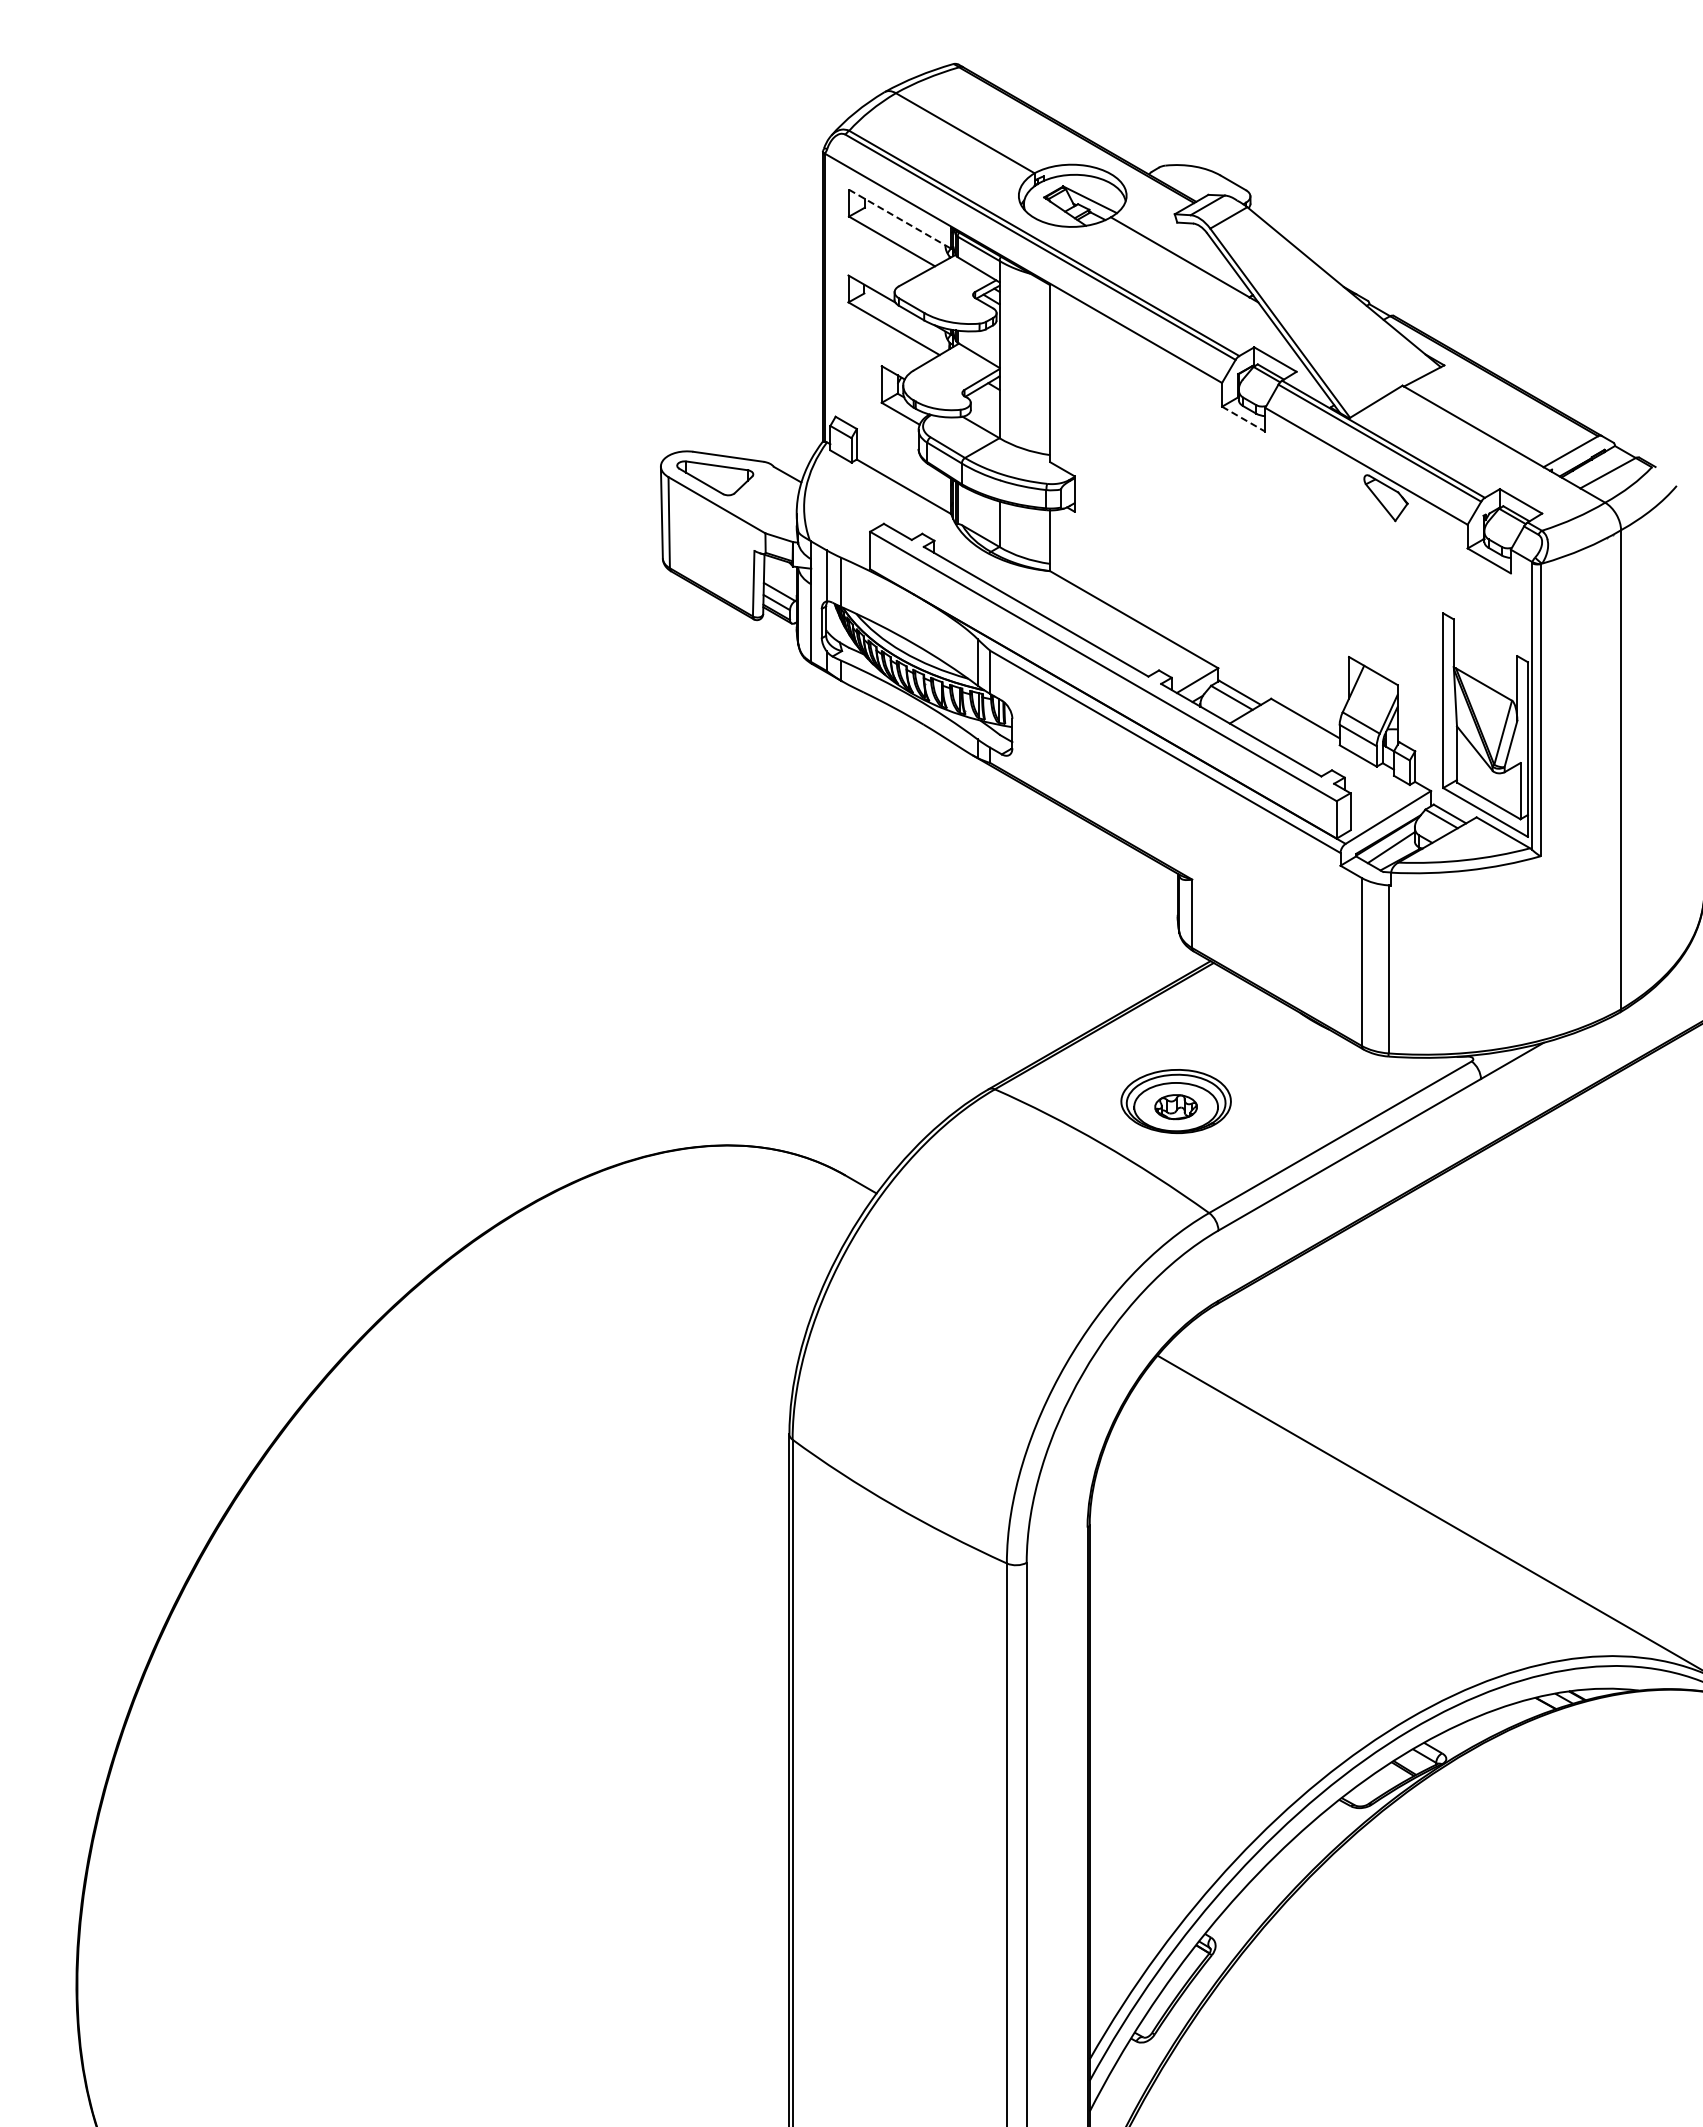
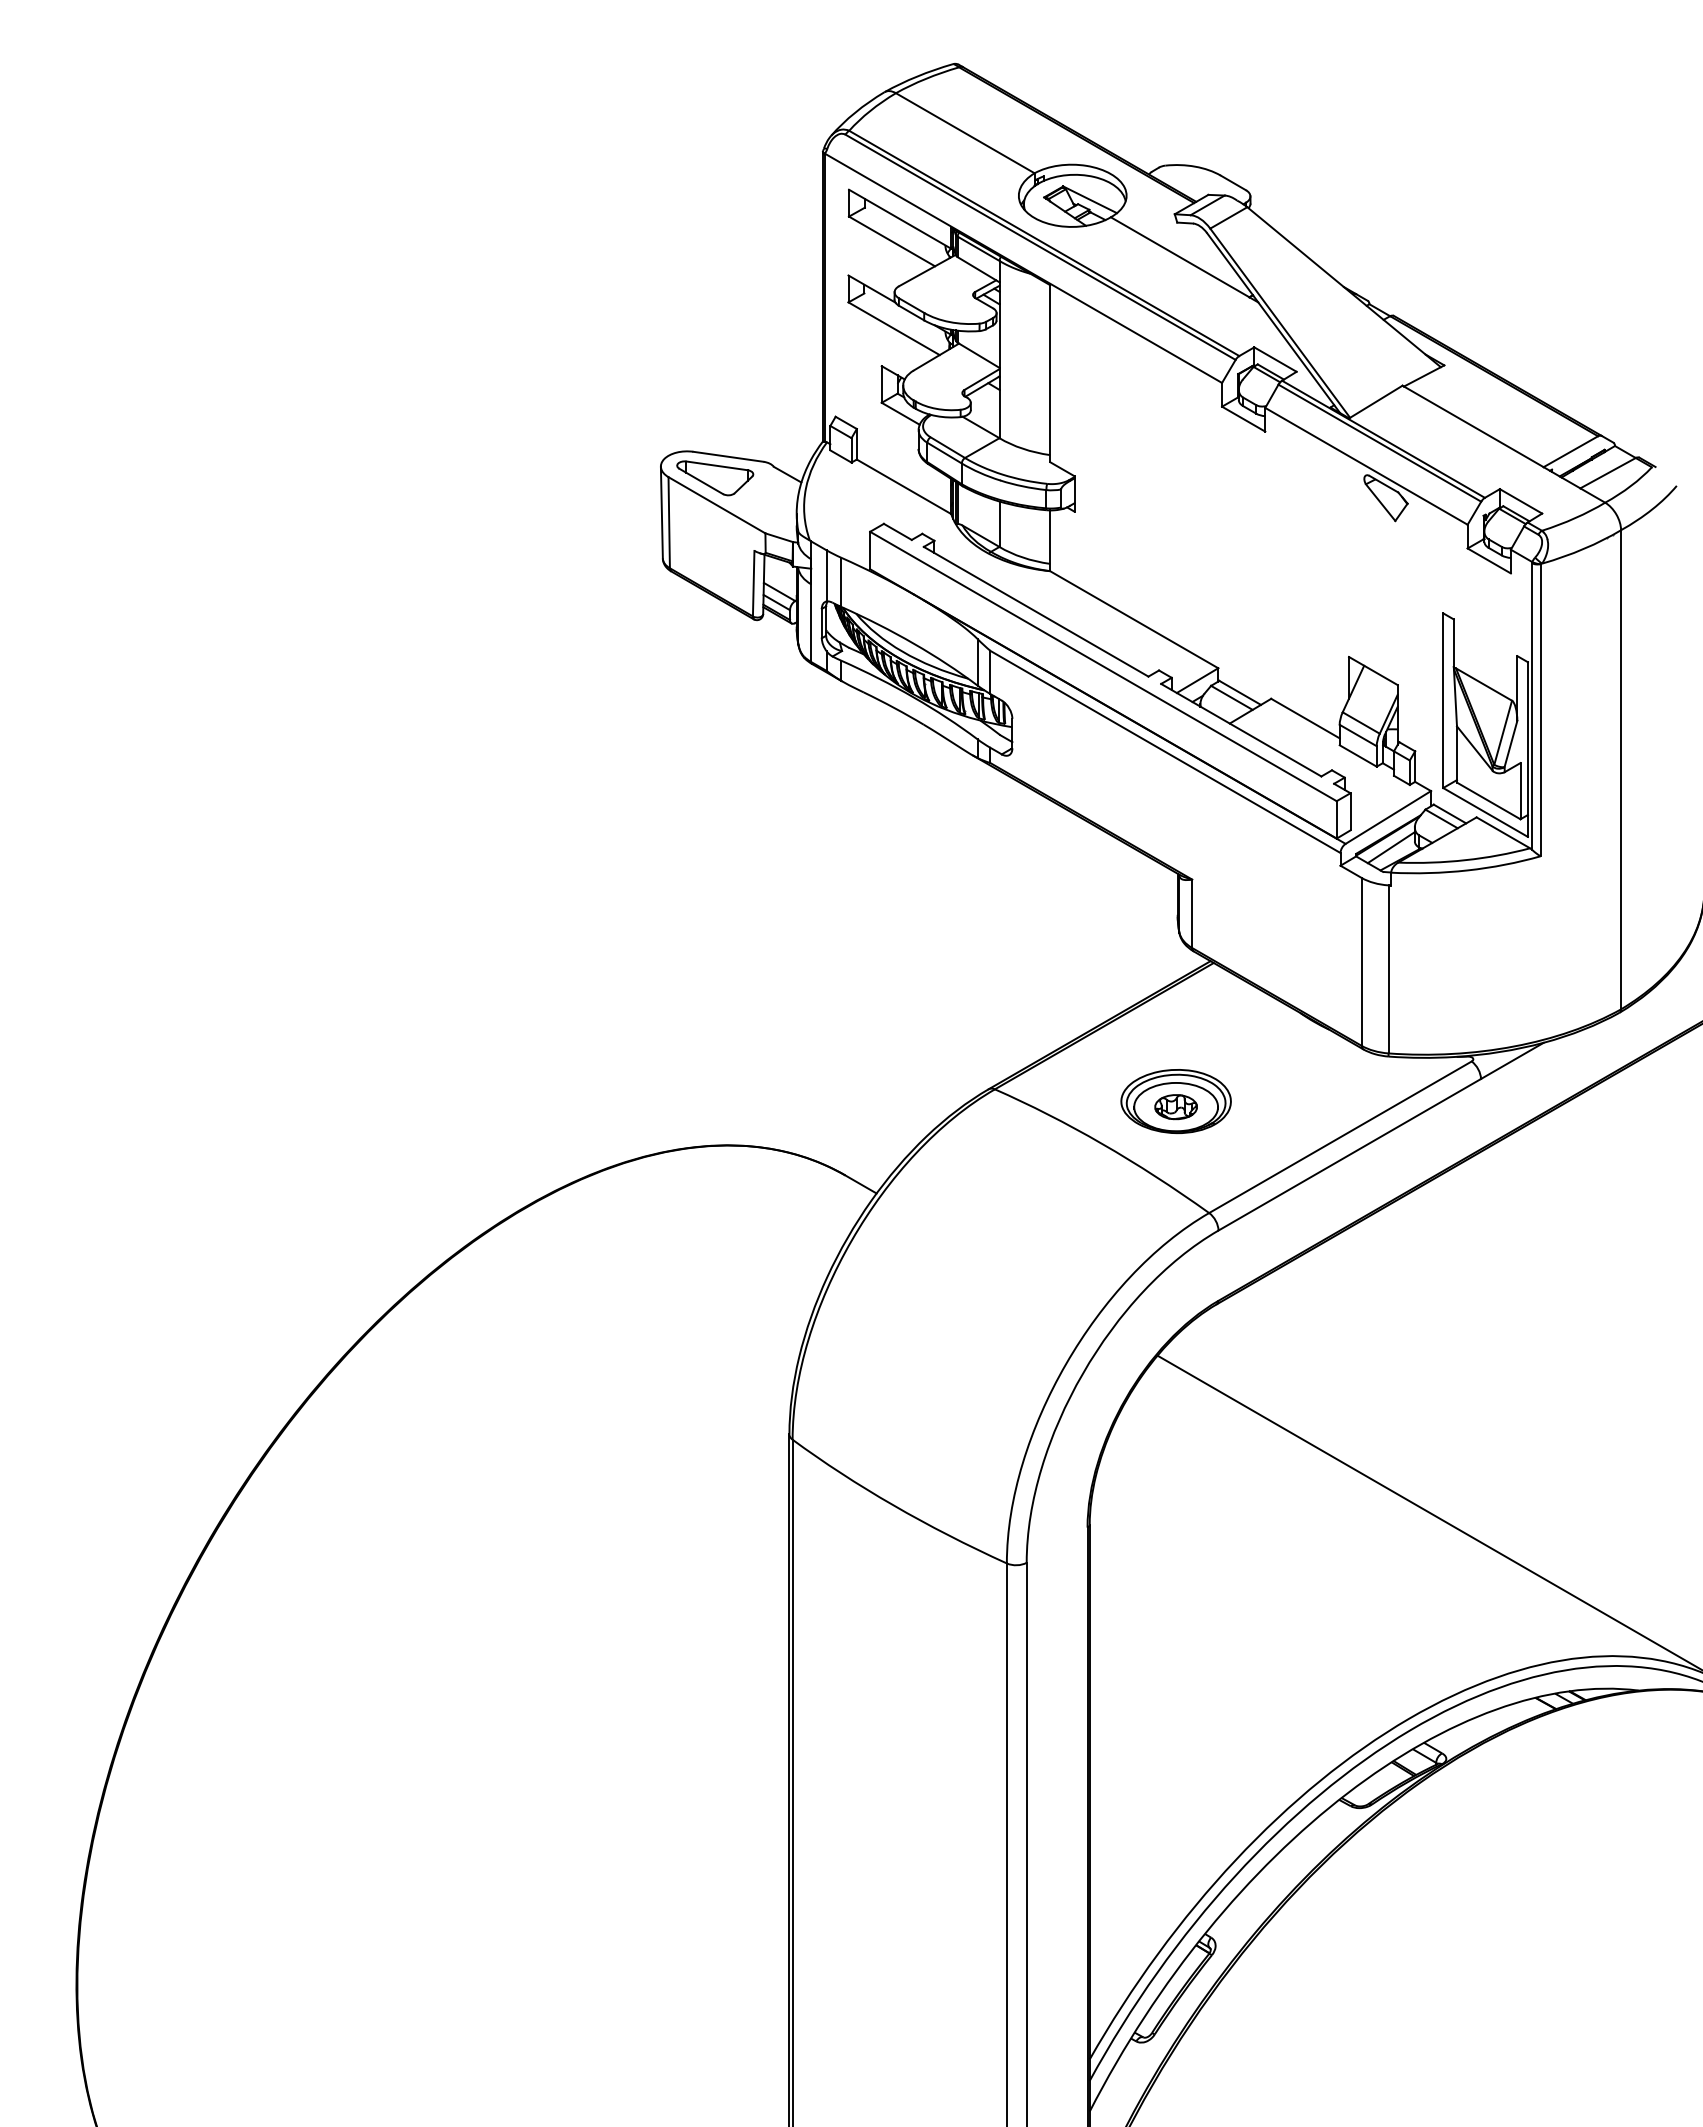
line: dashed -> solid (900, 219)
line: dashed -> solid (1243, 419)
